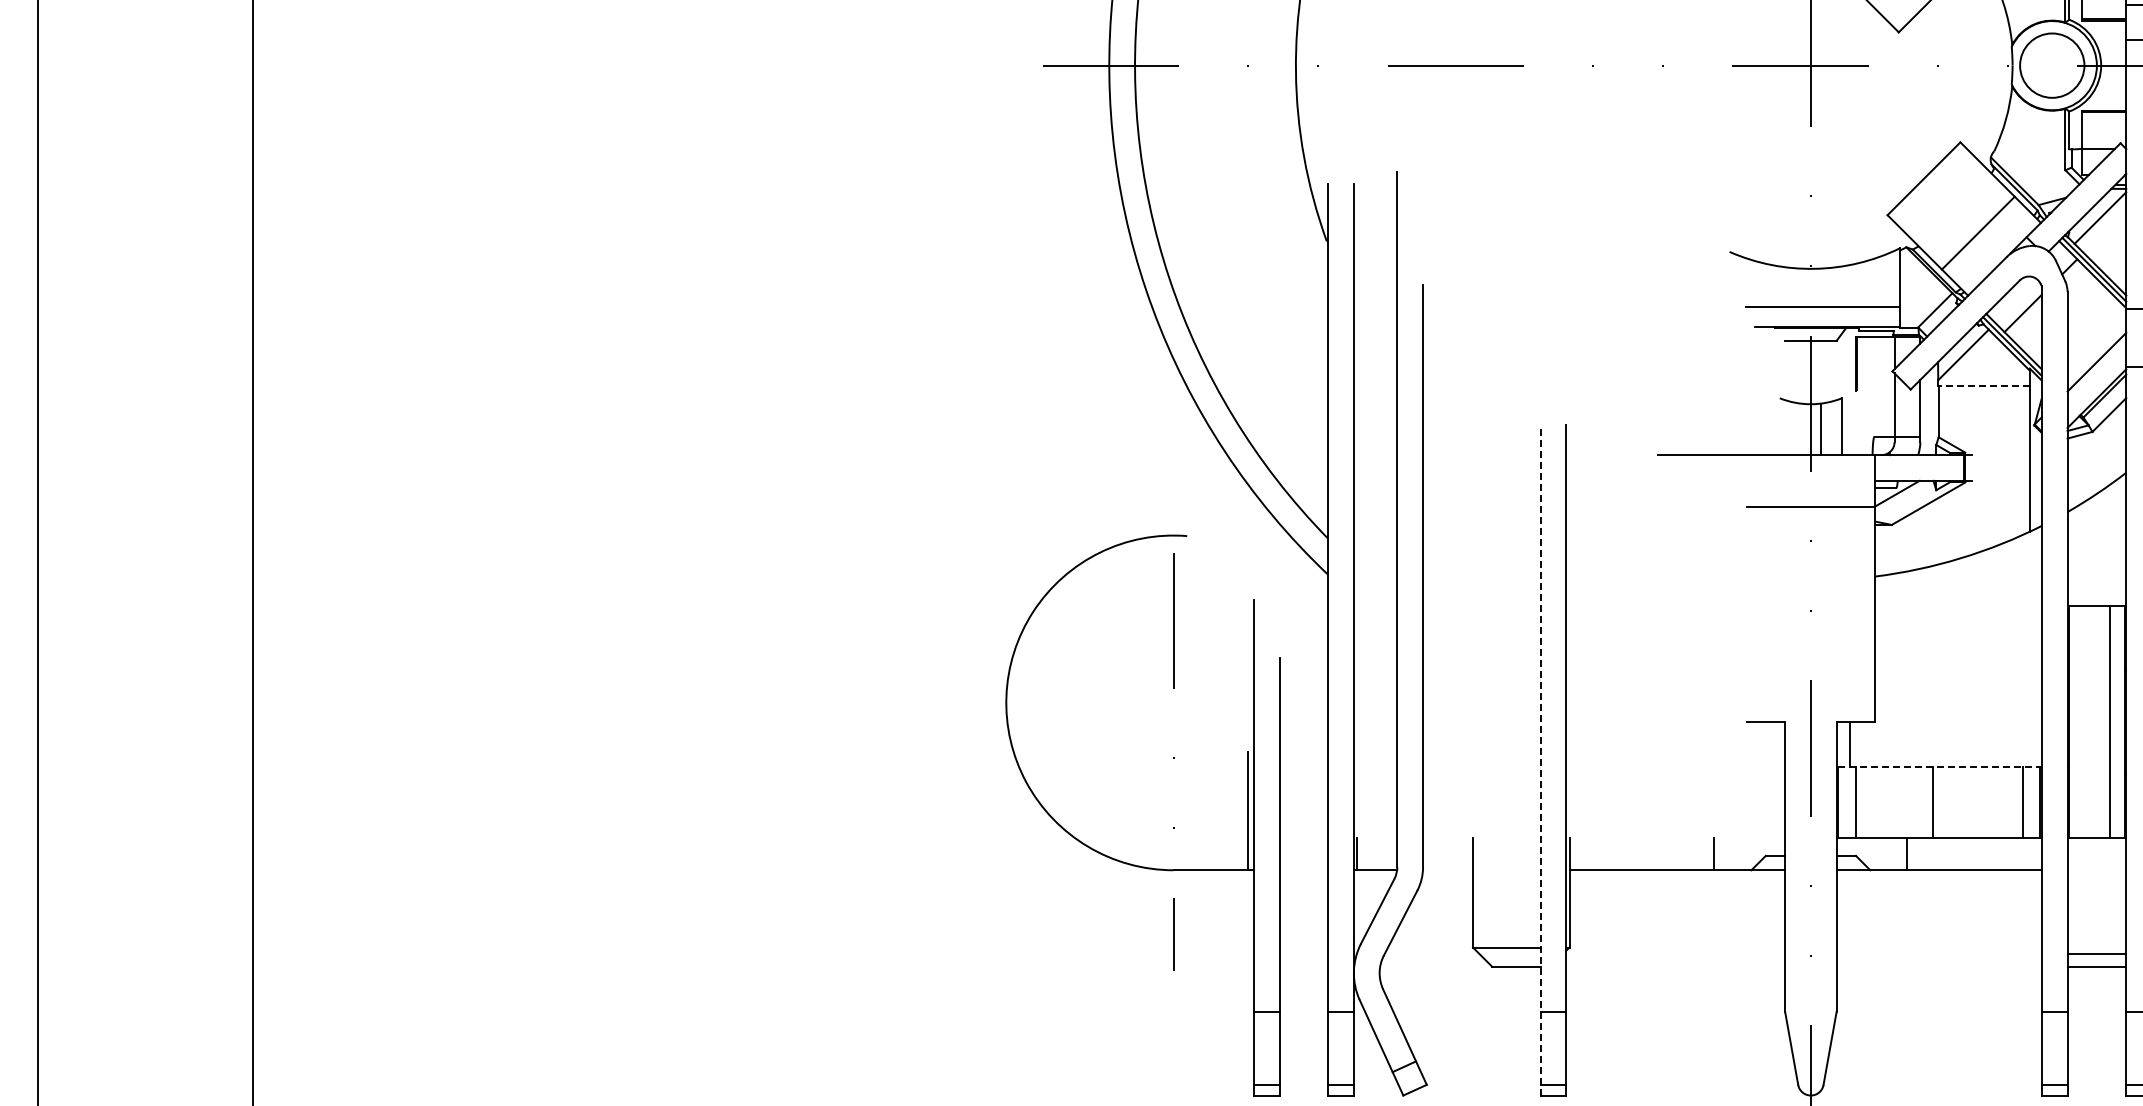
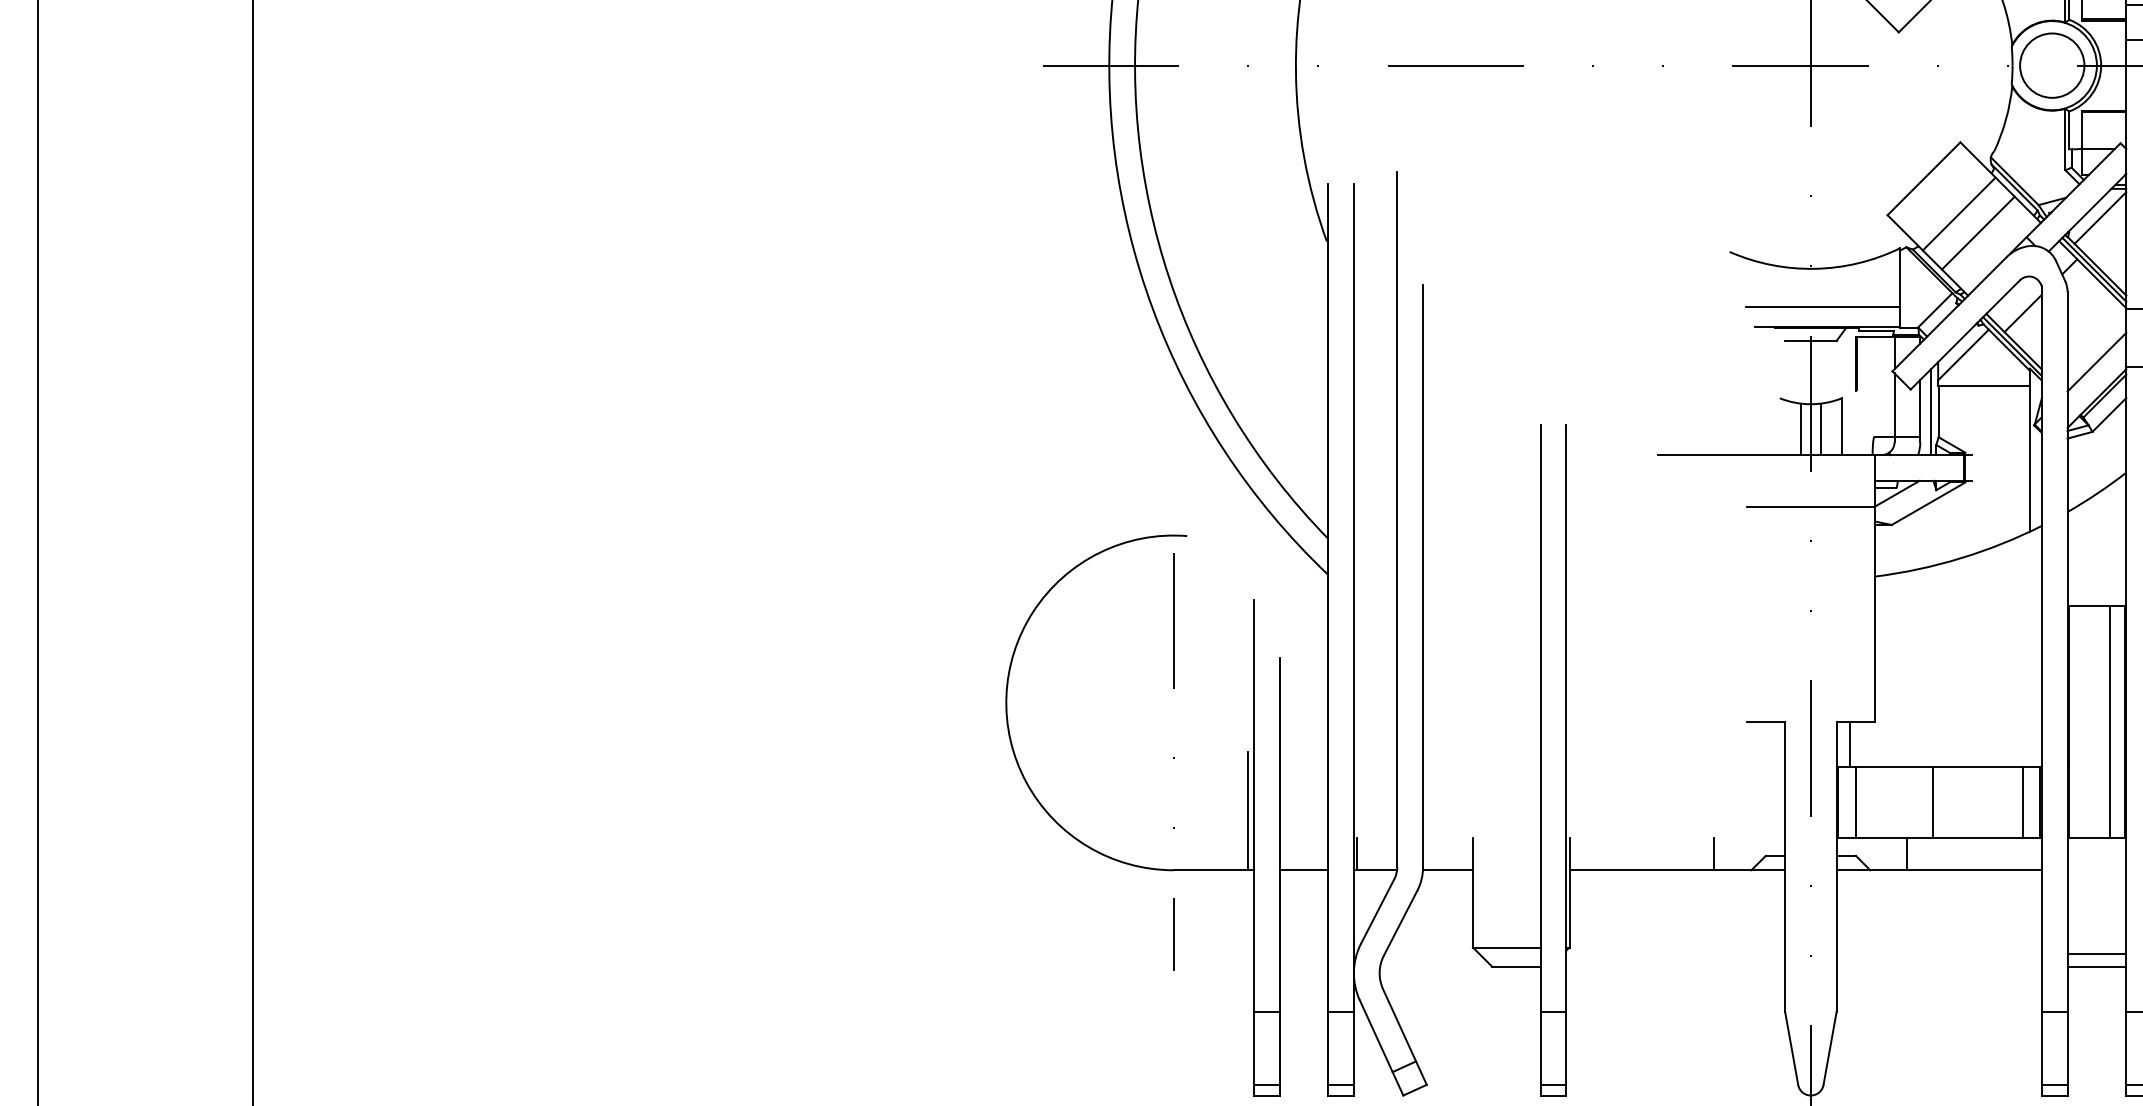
line: none -> present (1958, 213)
line: dashed -> solid (1984, 385)
line: none -> present (1931, 411)
line: none -> present (1801, 429)
line: dashed -> solid (1540, 759)
line: dashed -> solid (1940, 767)
line: none -> present (1303, 870)
line: none -> present (1447, 870)
